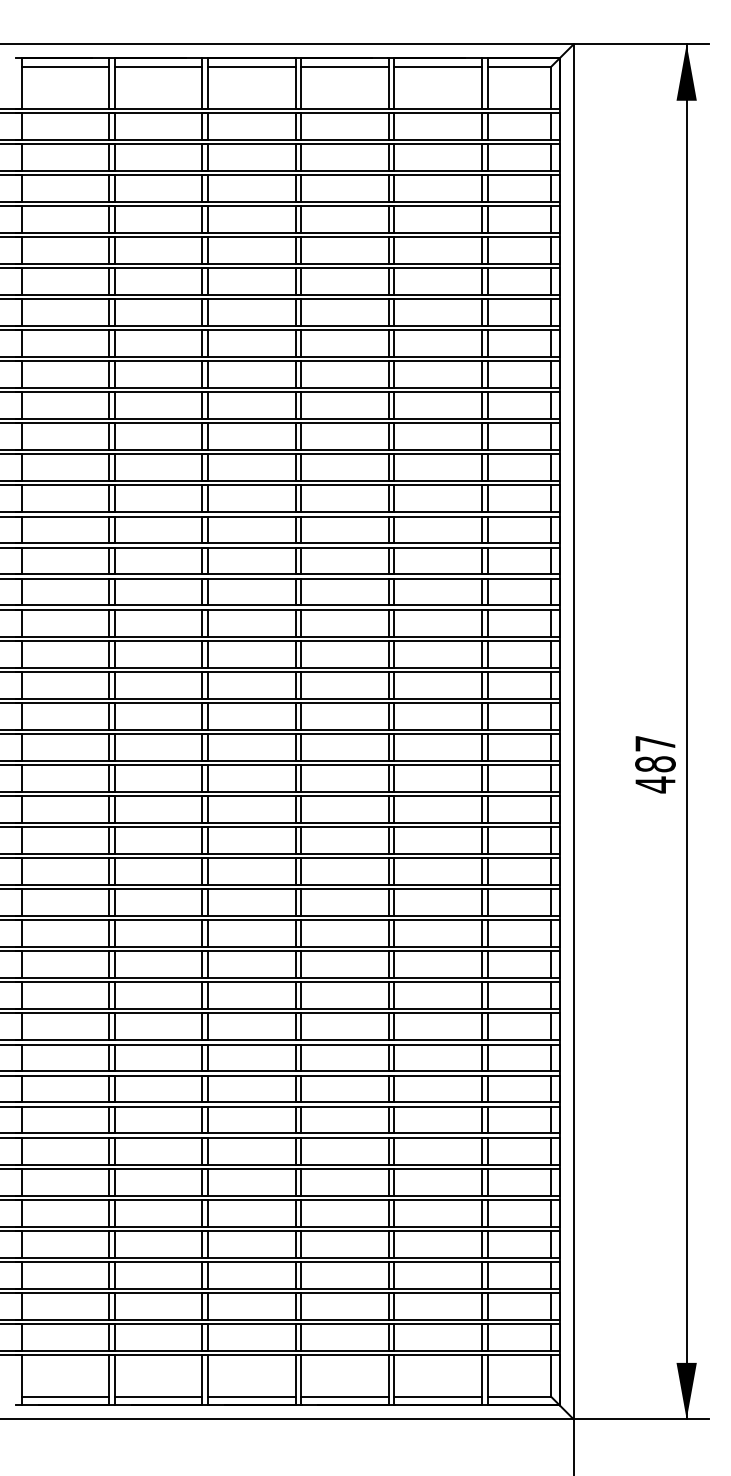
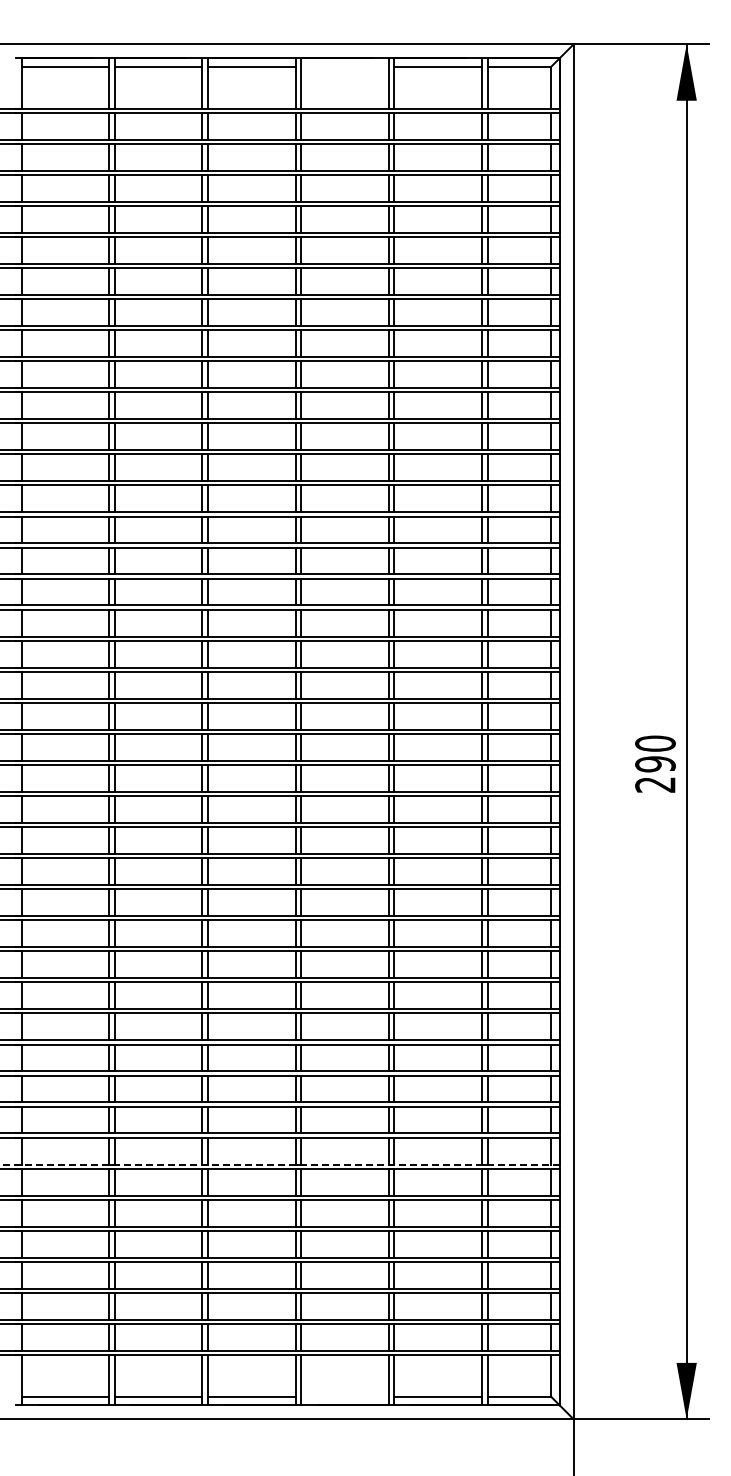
line: present -> none (344, 66)
text: 487 -> 290 (655, 764)
line: solid -> dashed (279, 1164)
line: present -> none (344, 1396)
